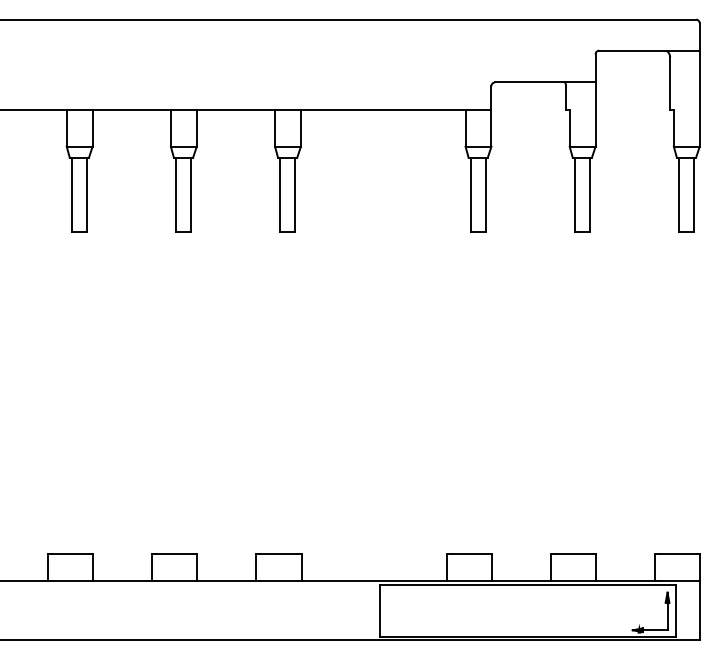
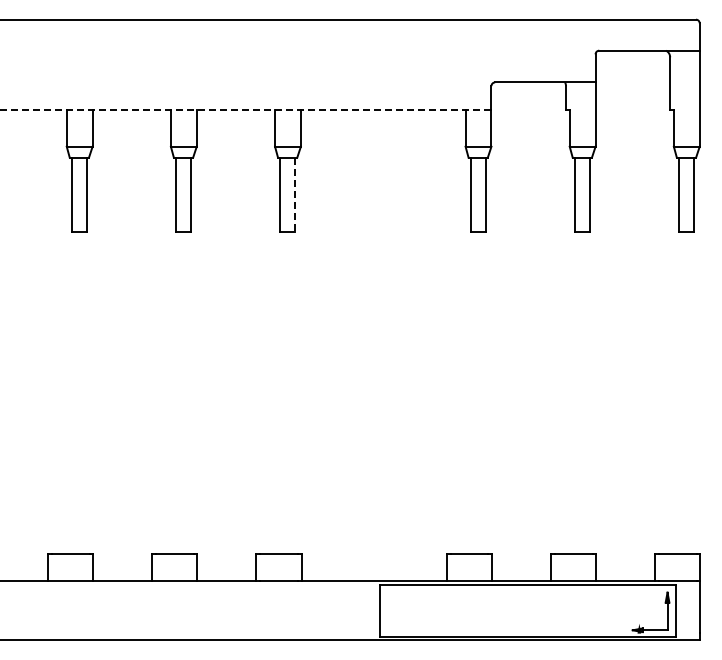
line: solid -> dashed (245, 109)
line: solid -> dashed (295, 194)
